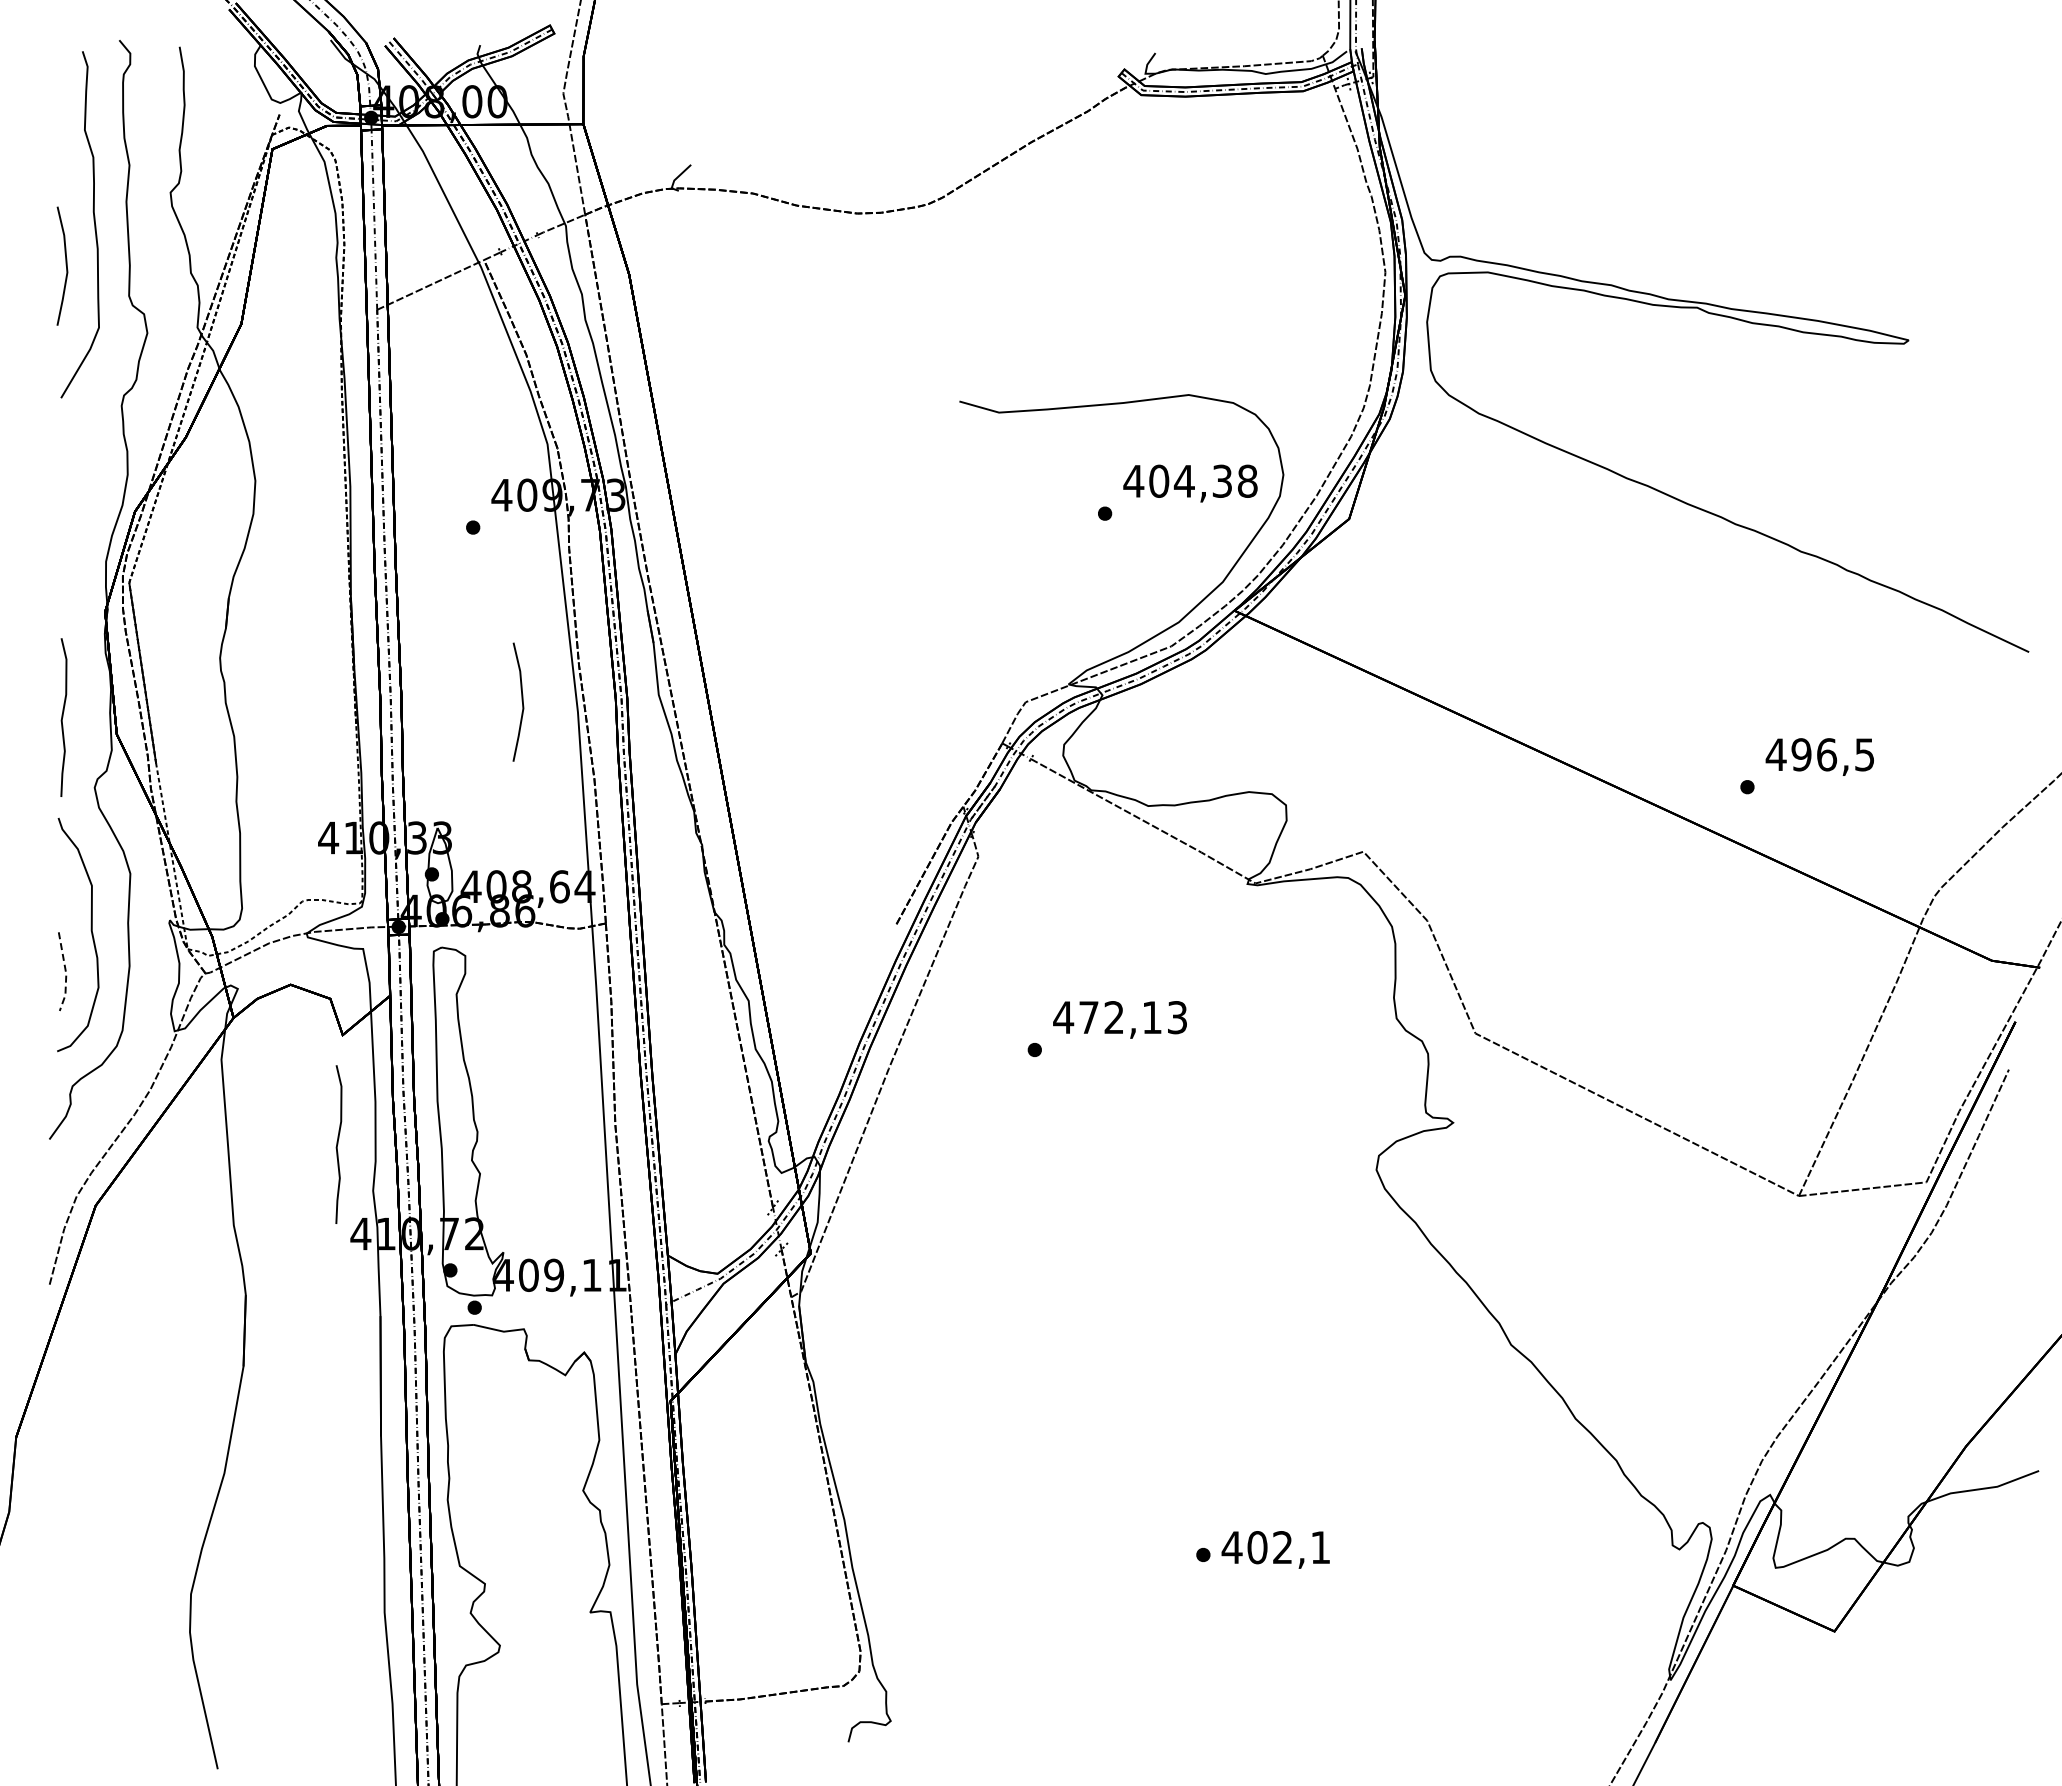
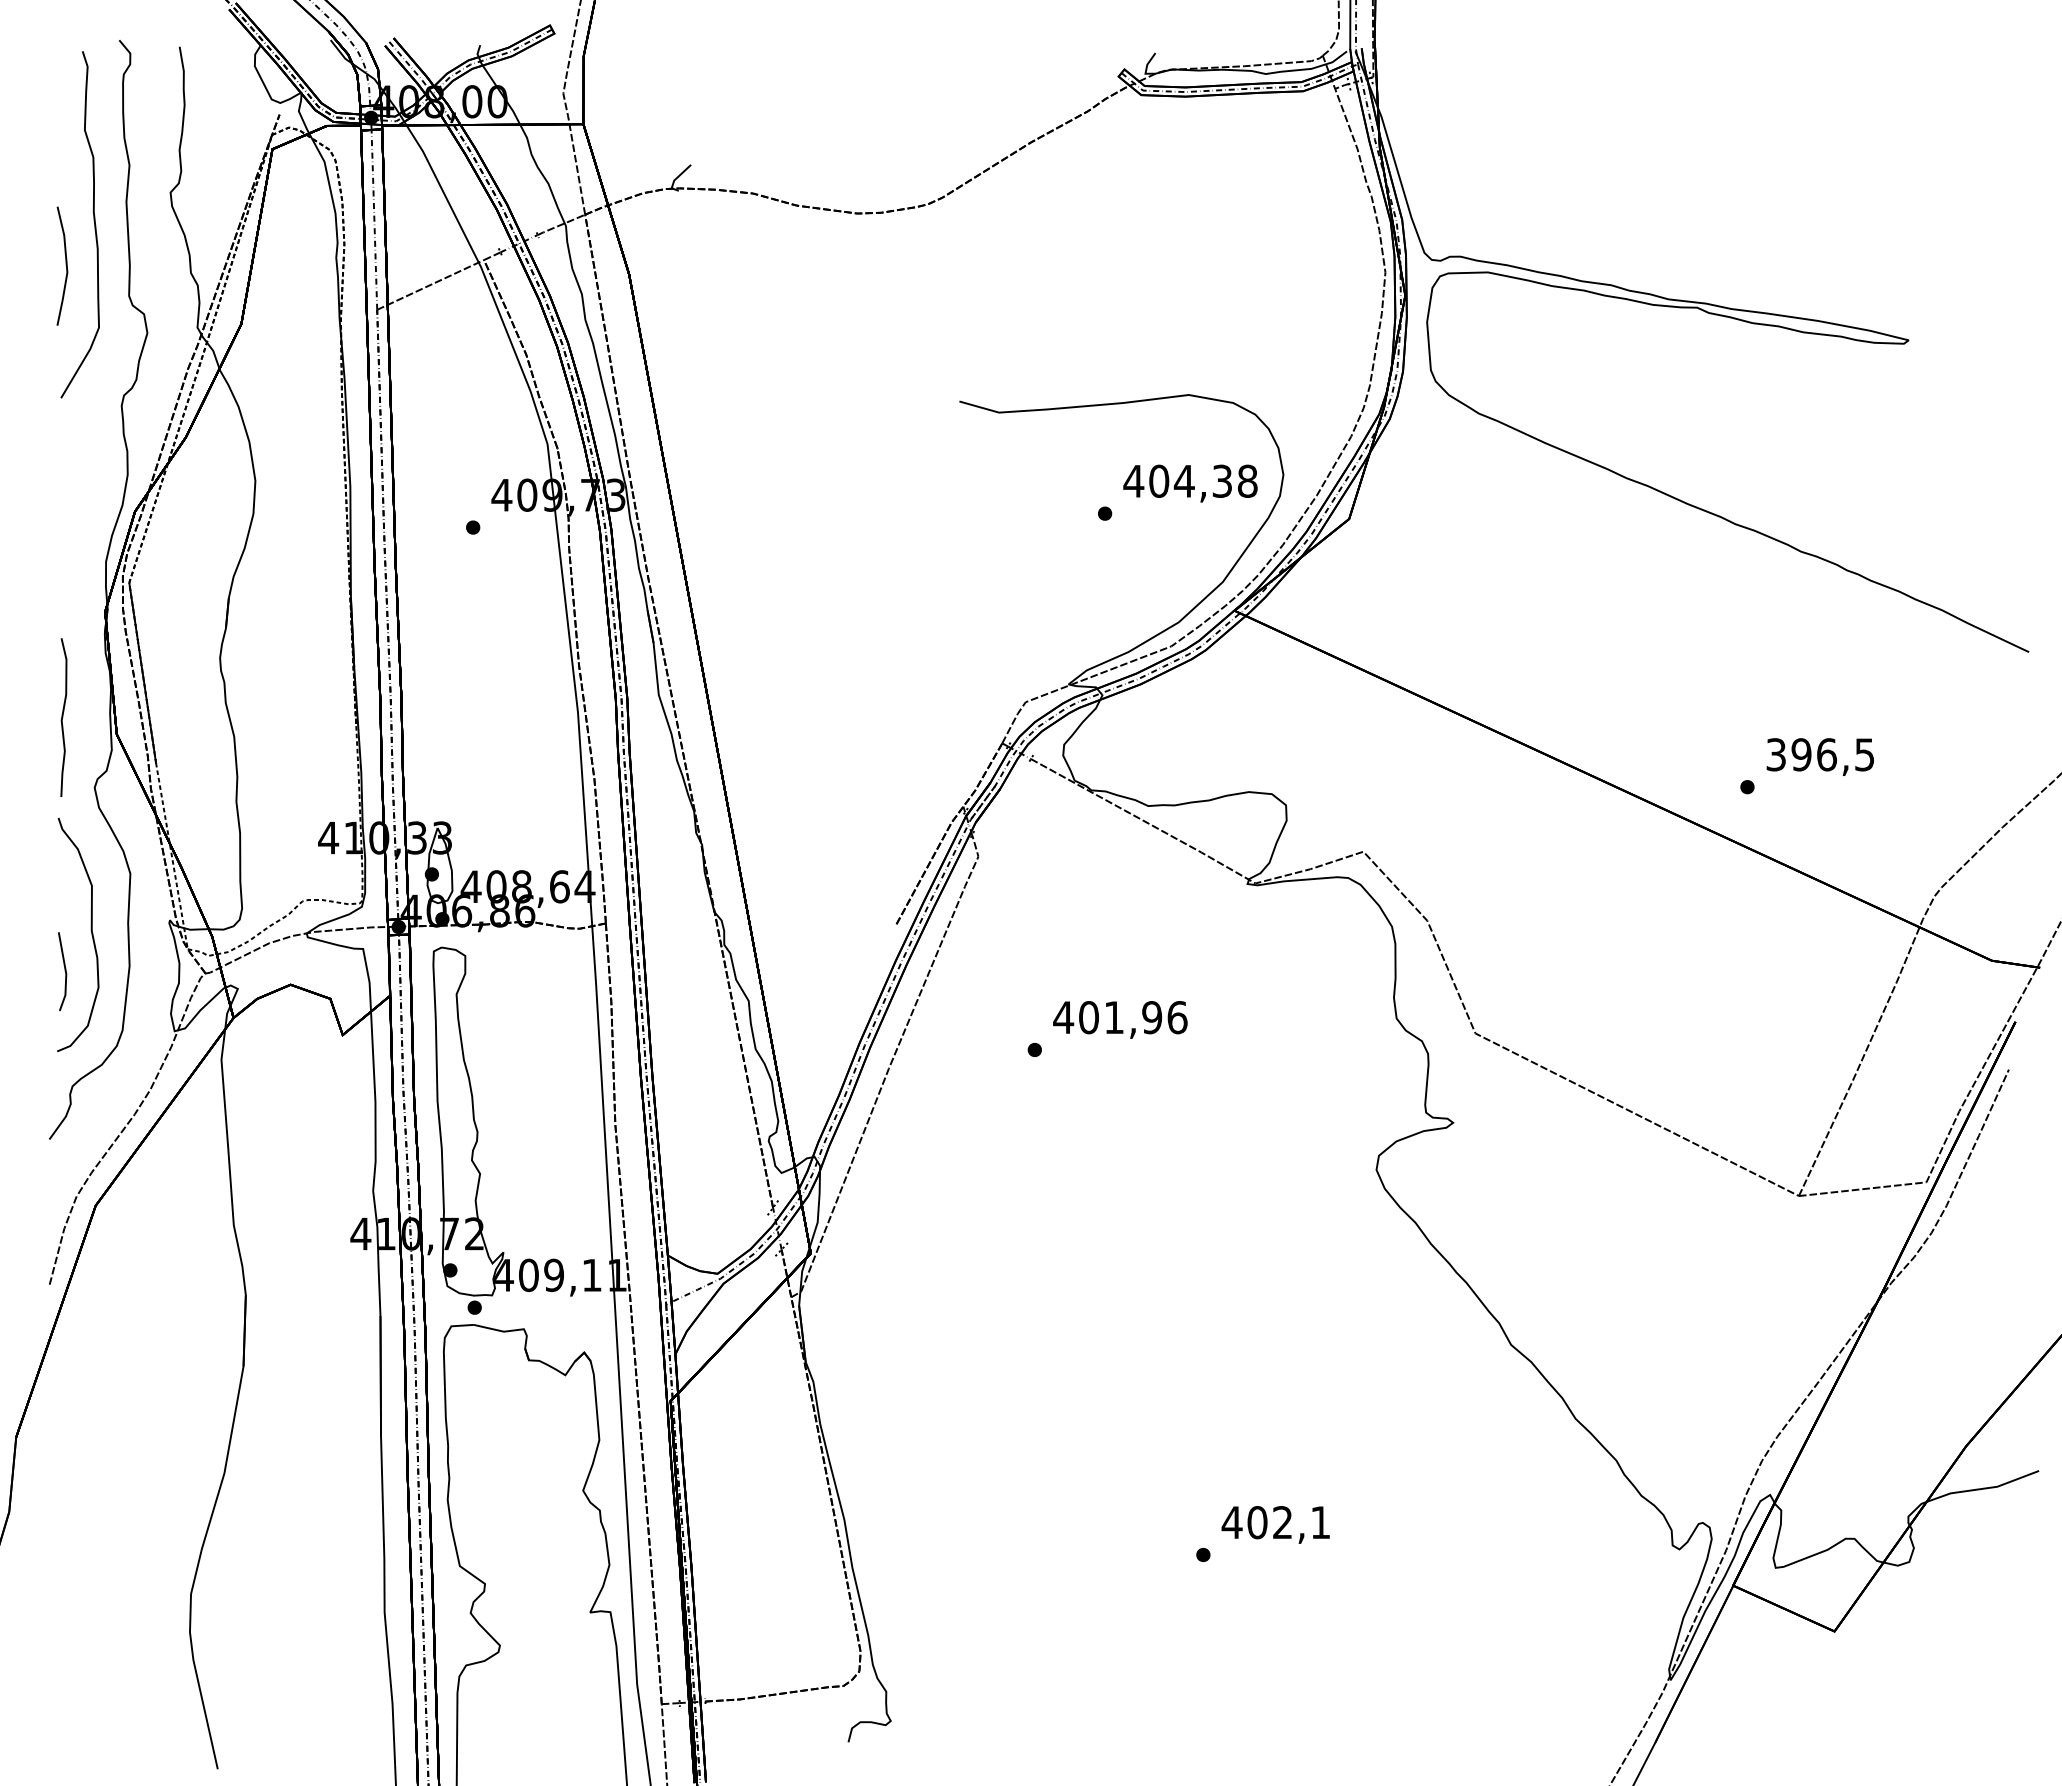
line: present -> none (521, 701)
text: 496,5 -> 396,5 (1775, 754)
line: dashed -> solid (66, 973)
text: 472,13 -> 401,96 (1133, 1017)
curve: present -> none (338, 1144)
text position: (1275, 1549) -> (1275, 1524) (1275, 1524)
